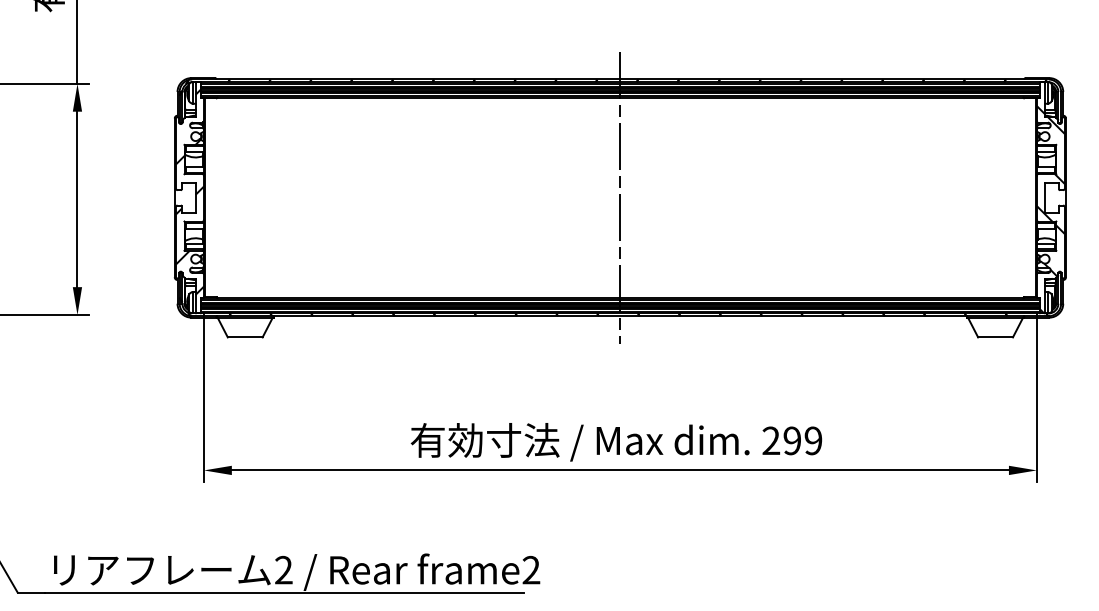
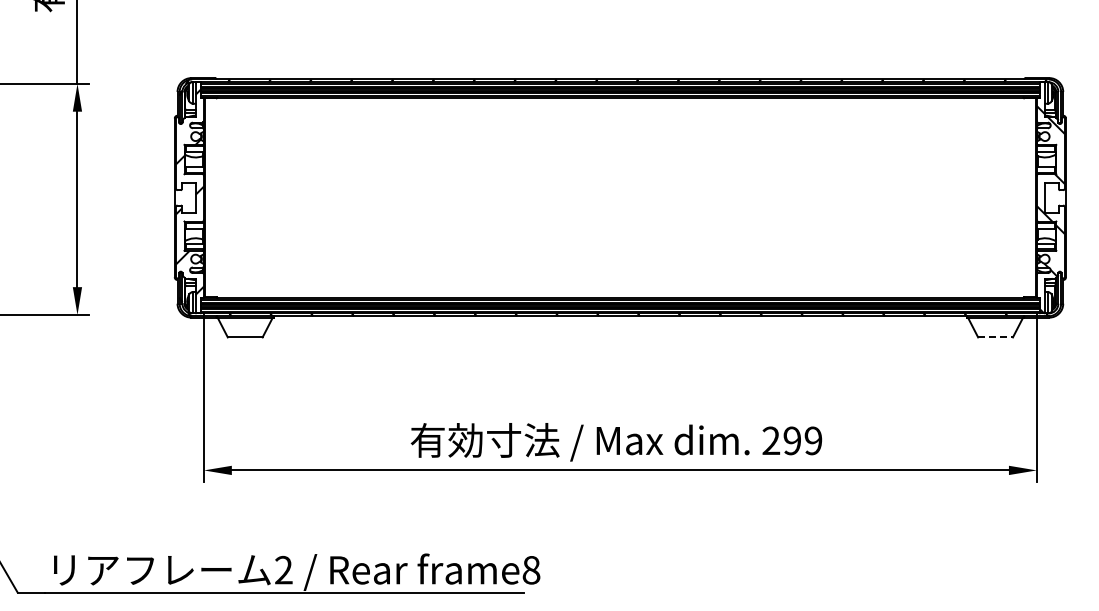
line: present -> none (620, 197)
line: solid -> dashed (996, 337)
text: frame2 -> frame8 (531, 569)
